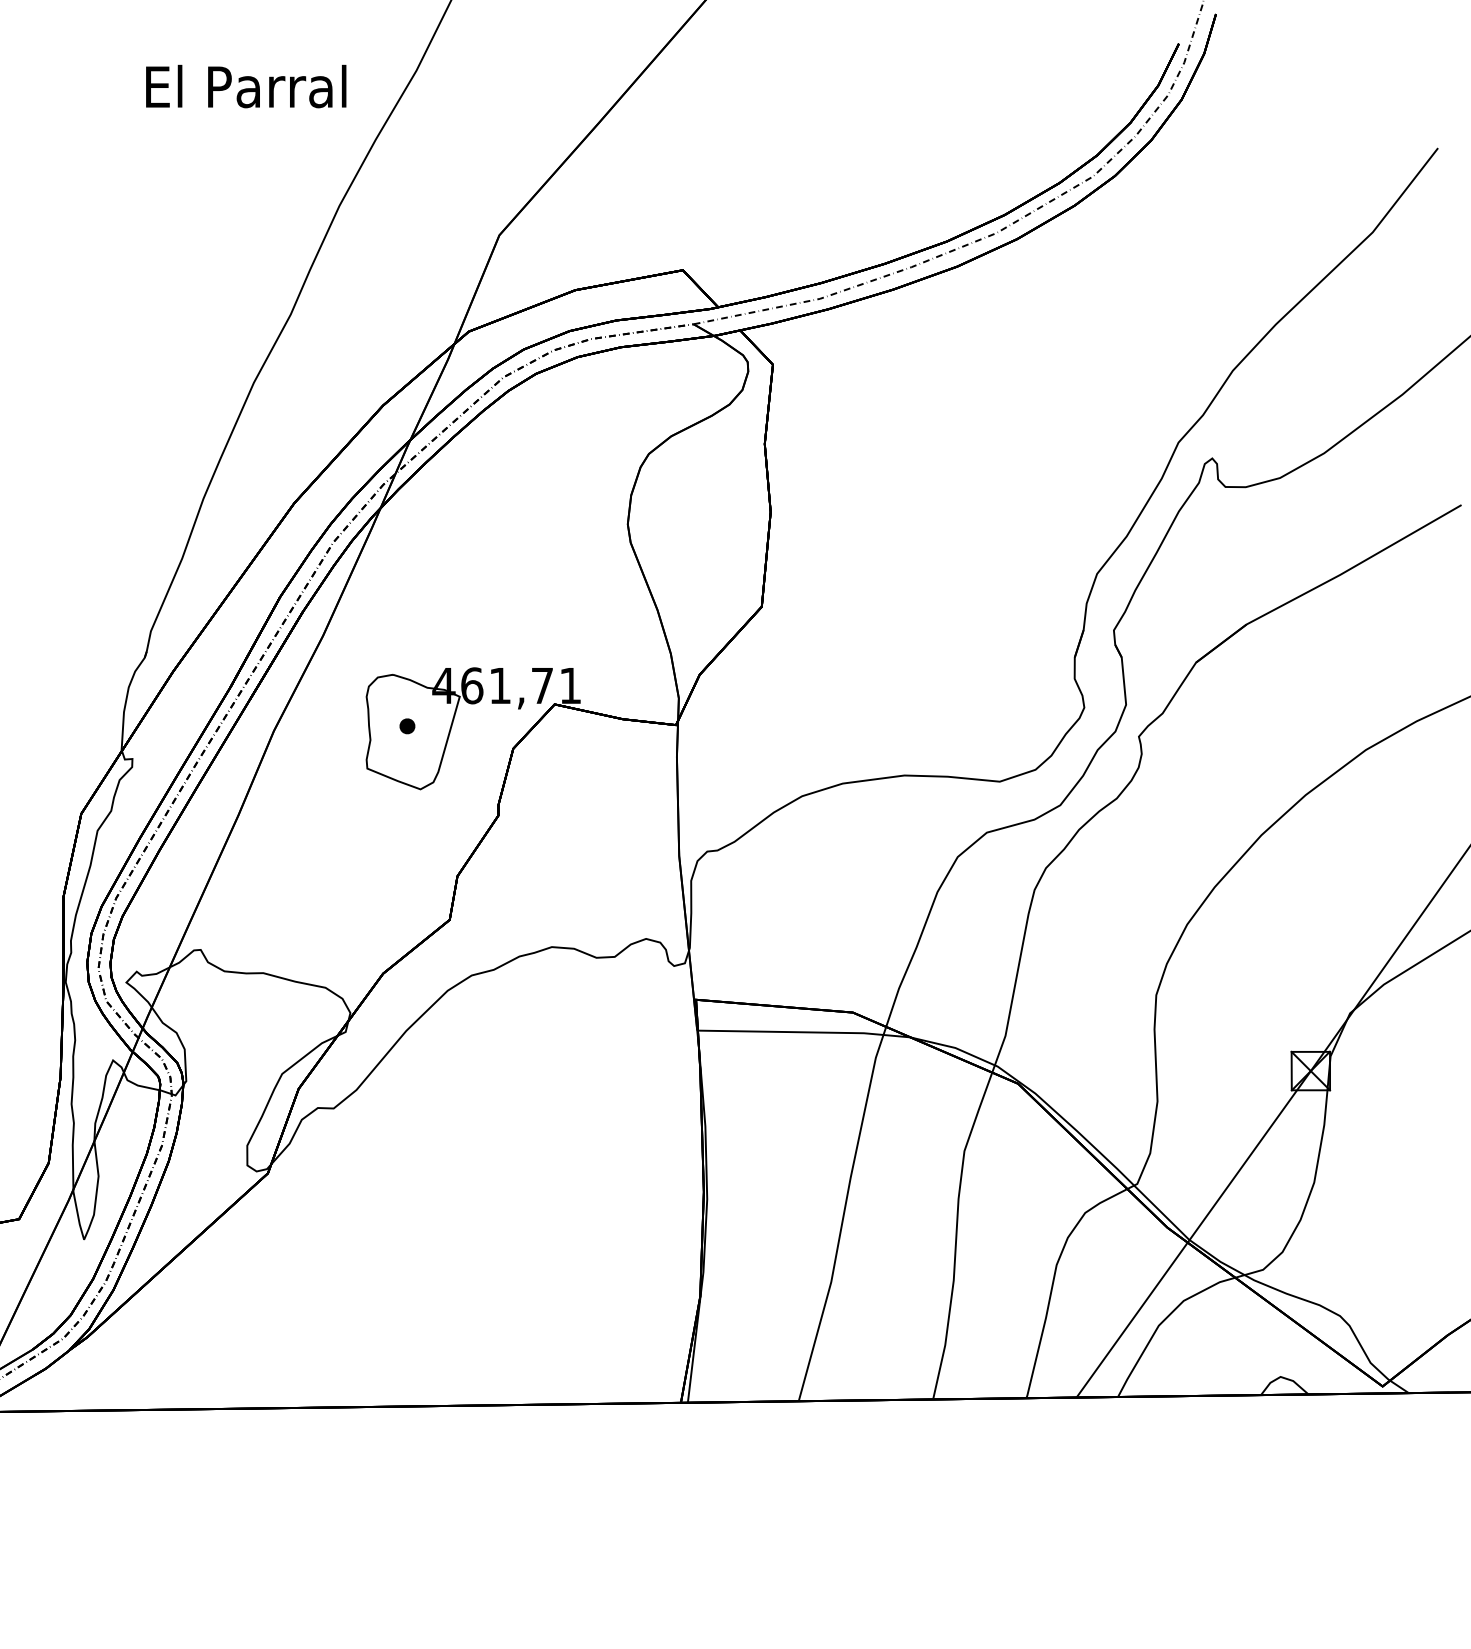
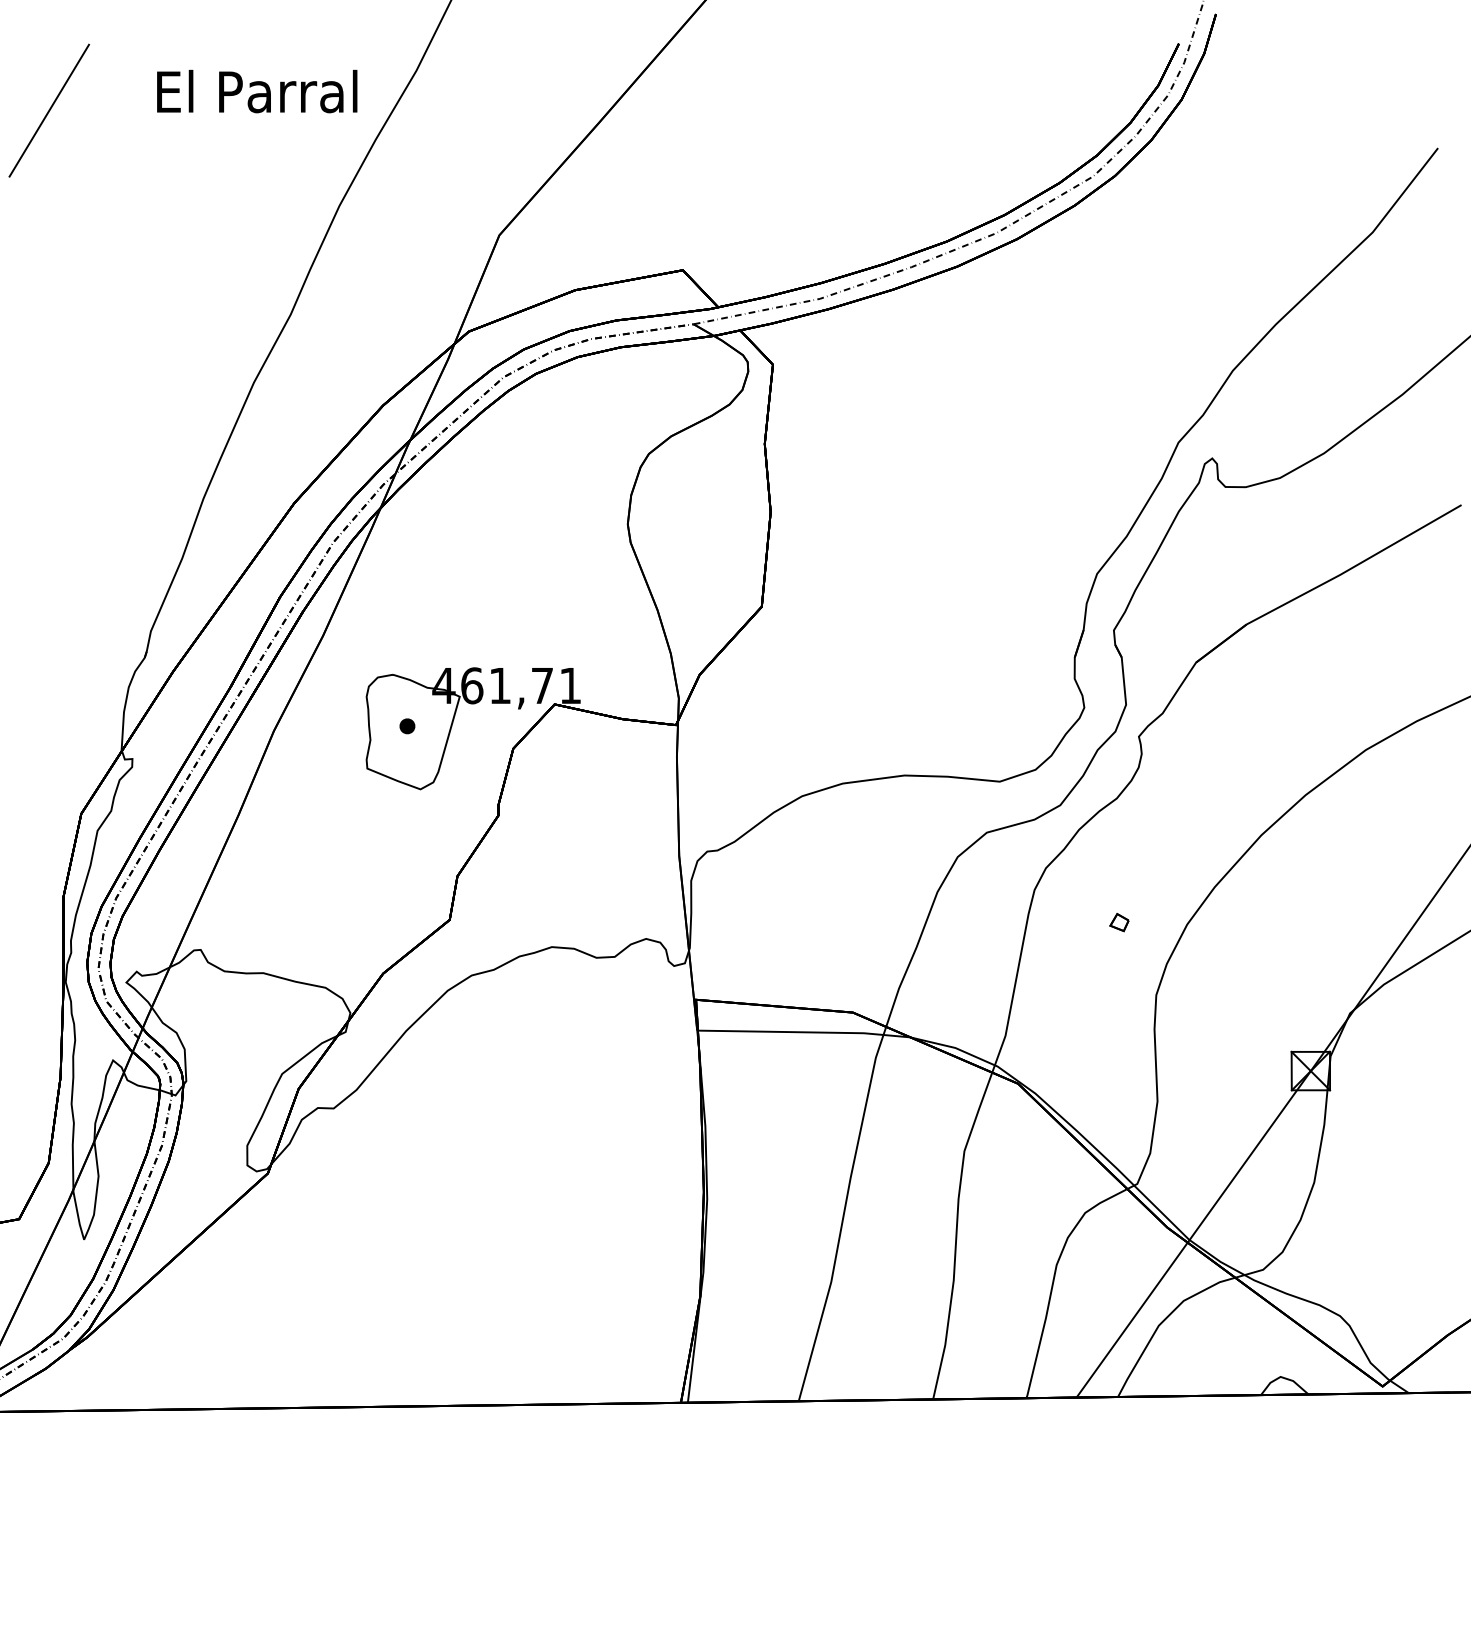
text position: (246, 86) -> (257, 91) (257, 91)
line: none -> present (49, 110)
part: none -> present (1119, 922)
